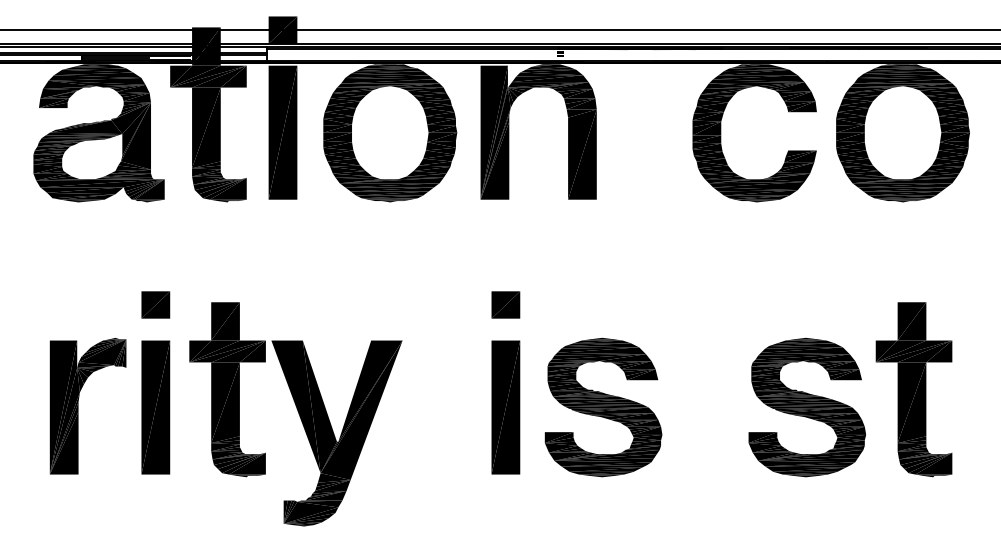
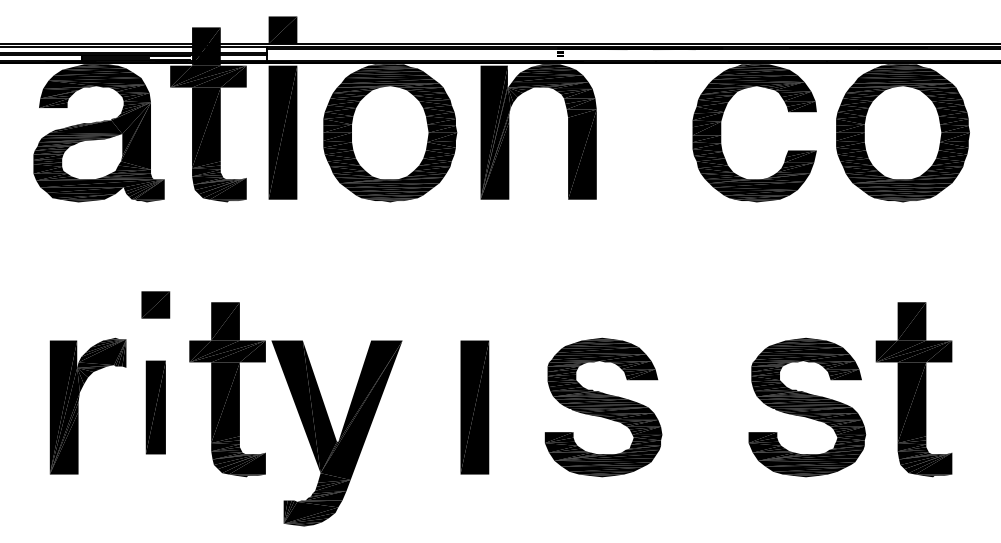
line: present -> none (499, 29)
part: present -> none (505, 304)
part size: 30x135 px -> 21x95 px (155, 407)
part position: (505, 407) -> (474, 407) (474, 407)
